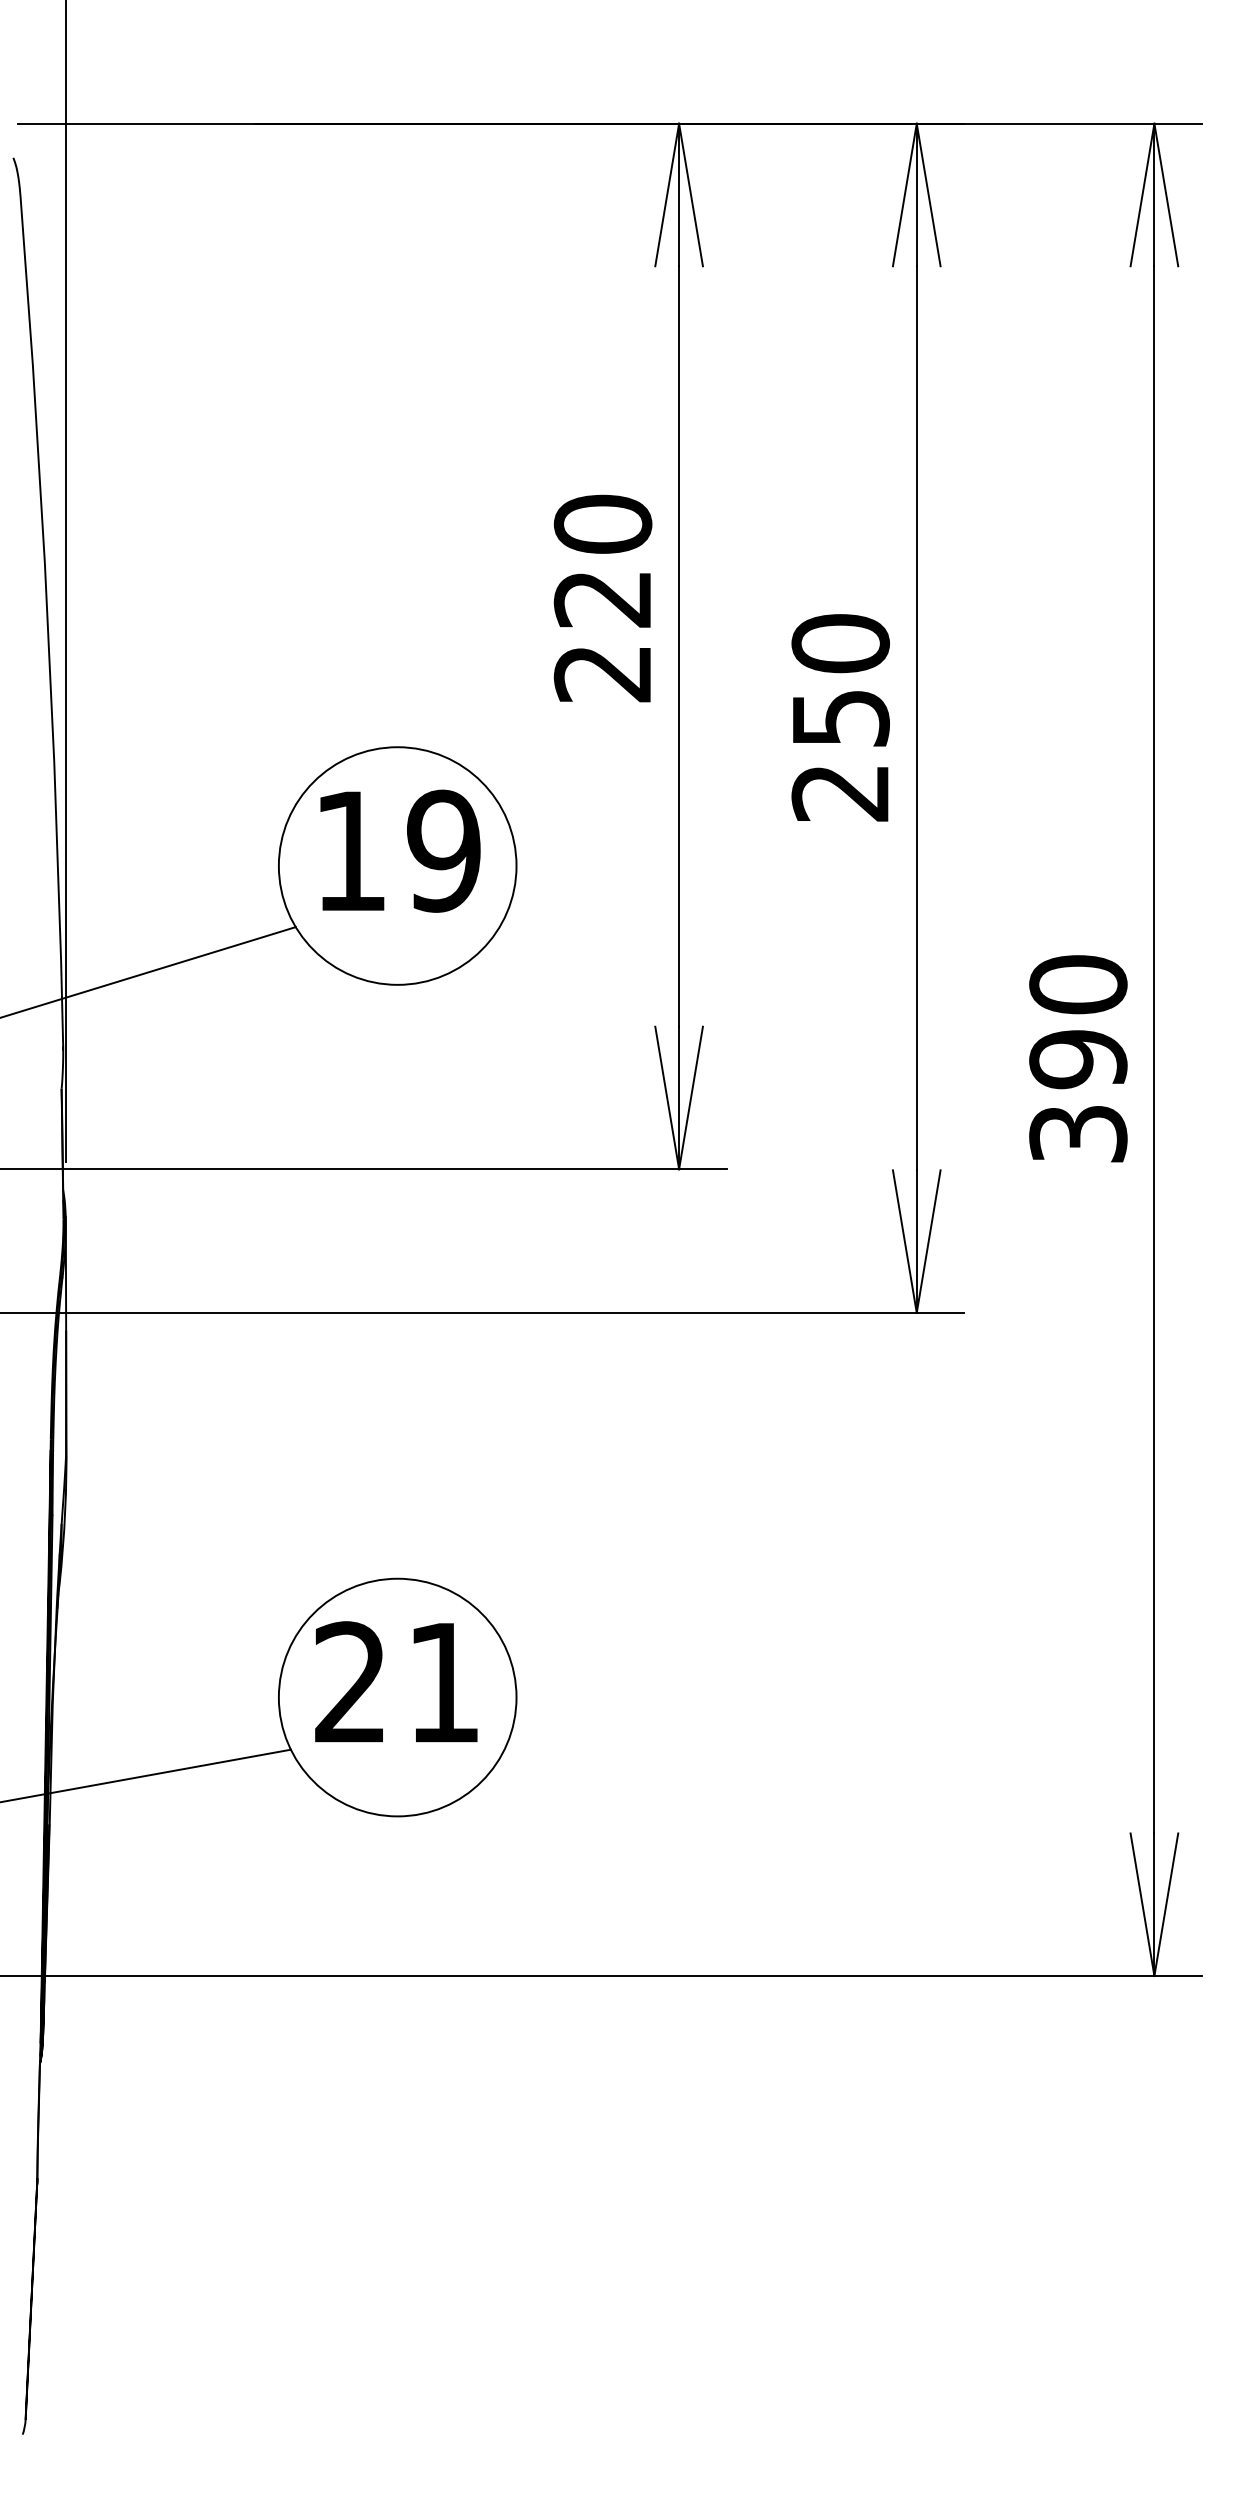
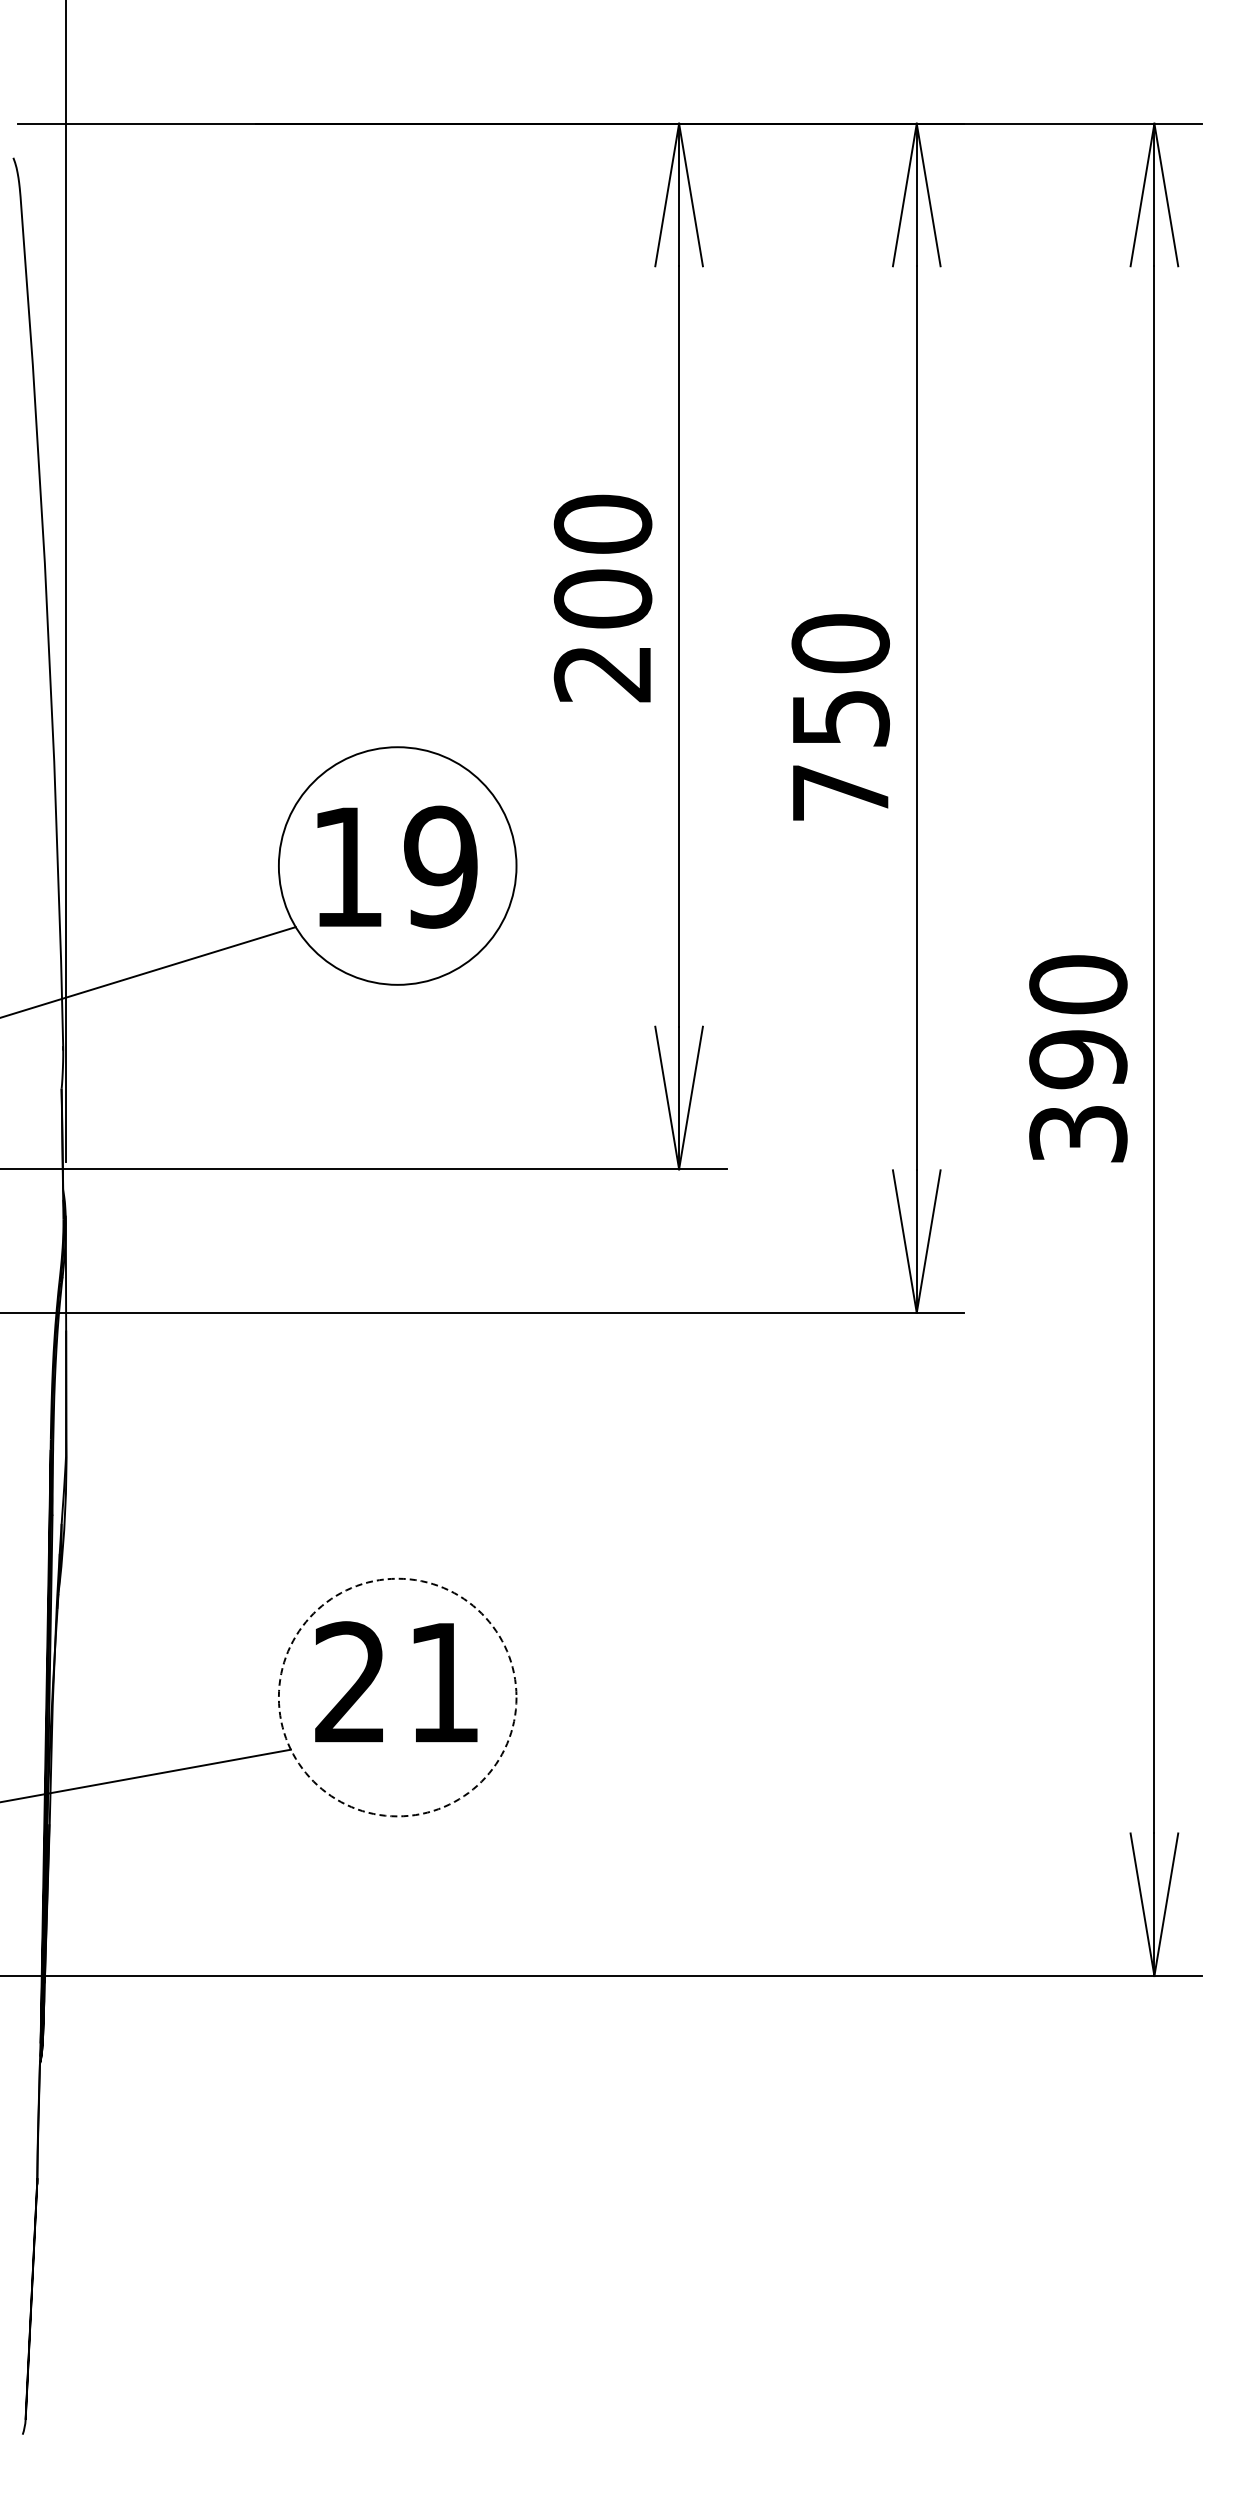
text: 220 -> 200 (602, 598)
text: 250 -> 750 (839, 793)
text position: (400, 850) -> (397, 866) (397, 866)
circle: solid -> dashed (397, 1697)
